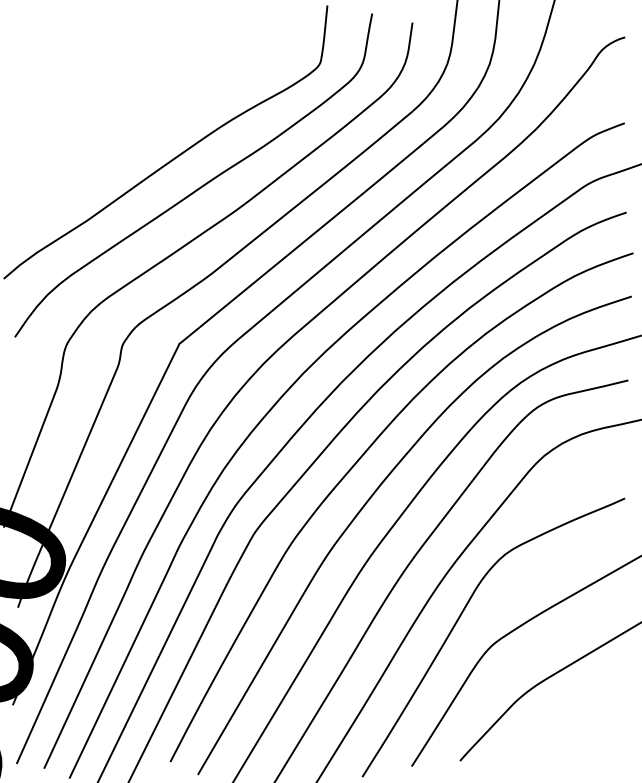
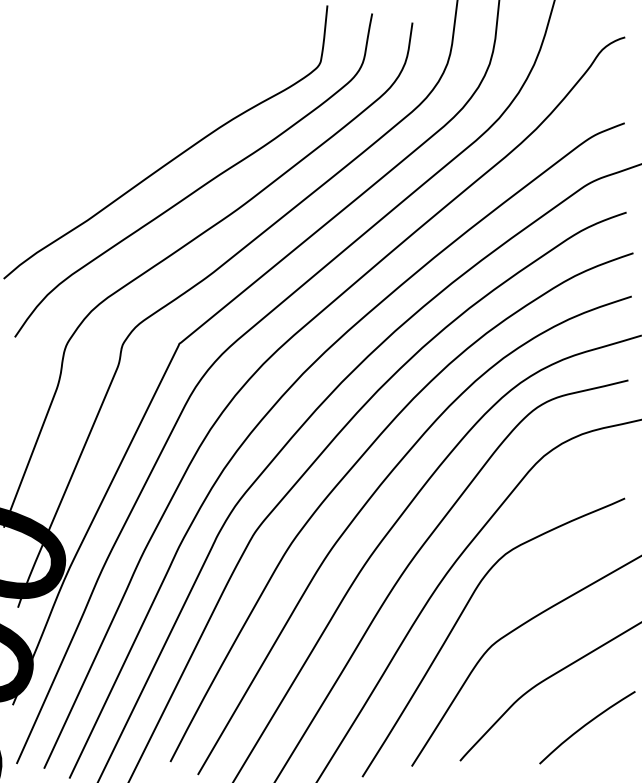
curve: none -> present (586, 725)
